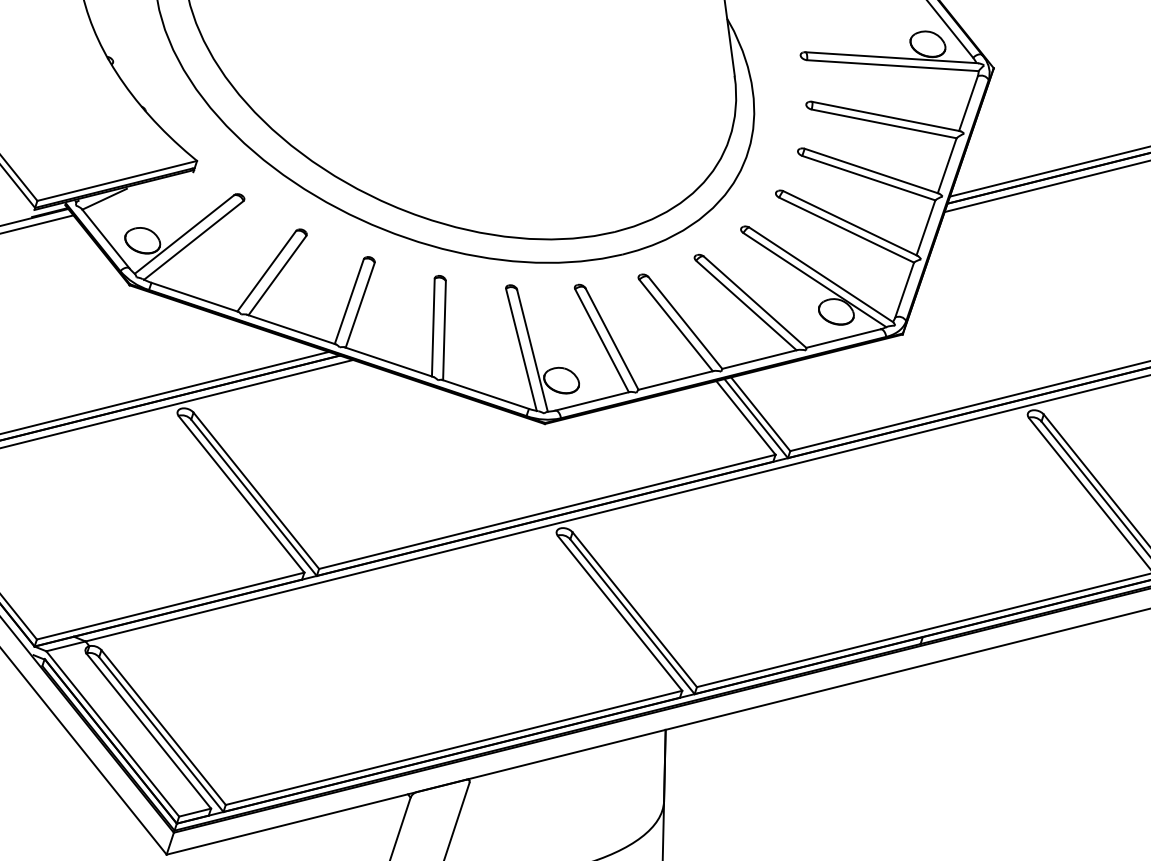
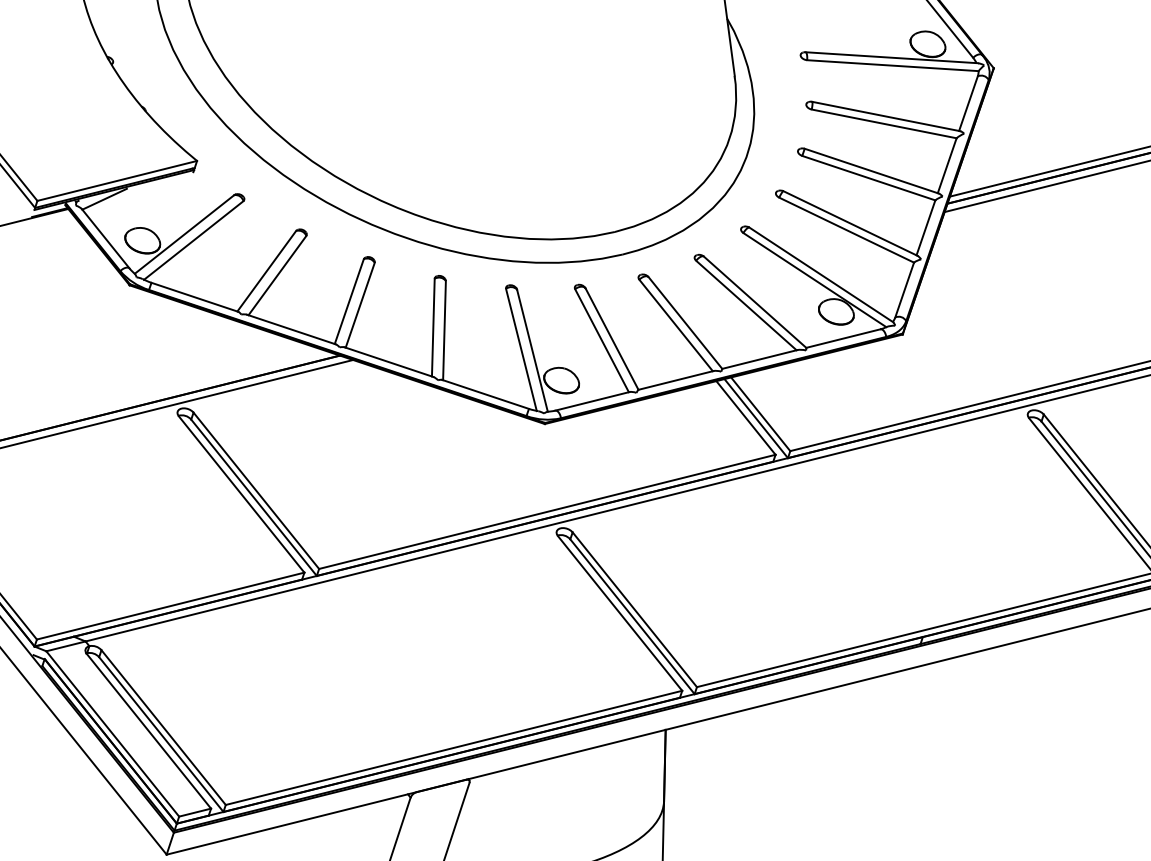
line: present -> none (37, 224)
line: present -> none (165, 392)
